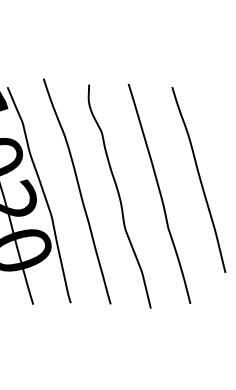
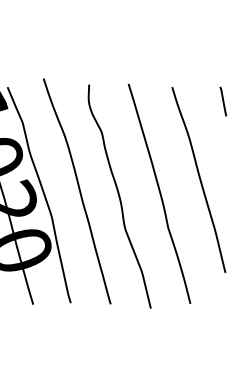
line: none -> present (222, 101)
